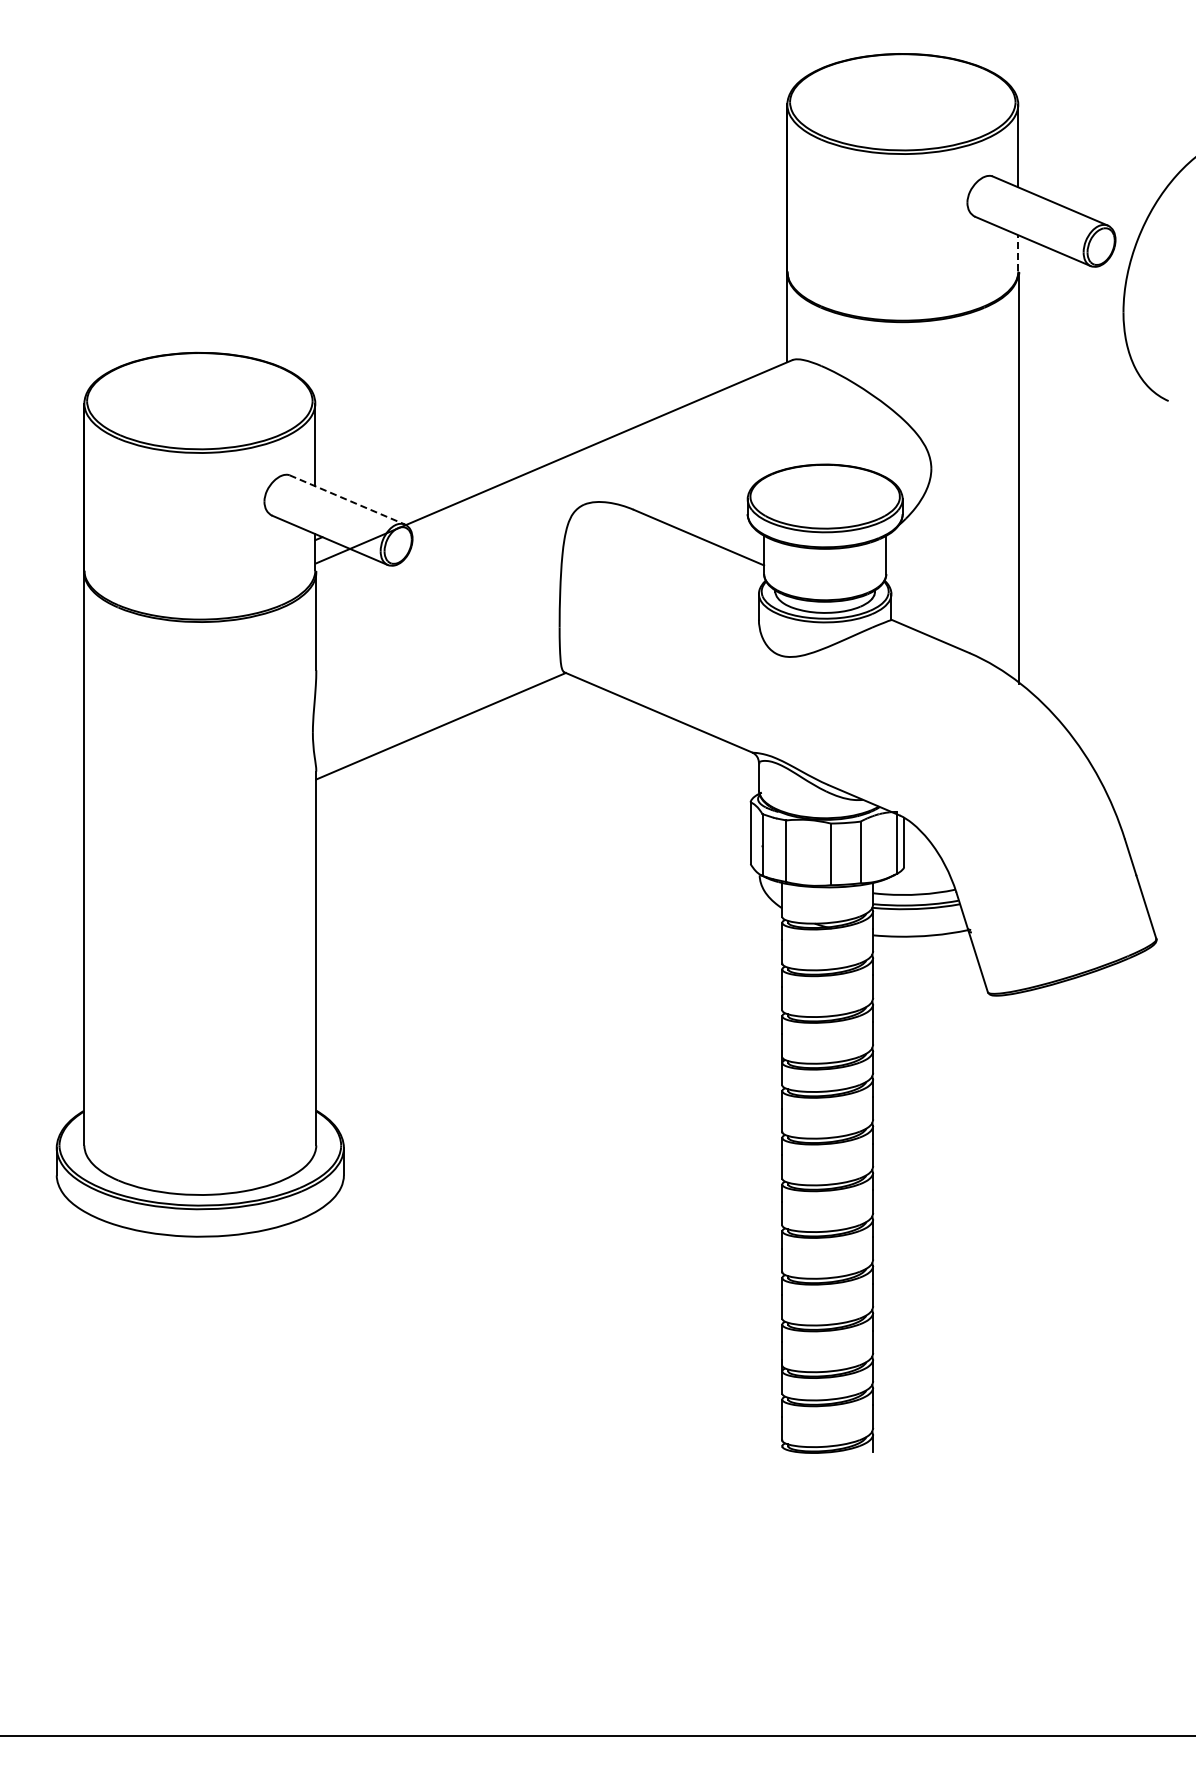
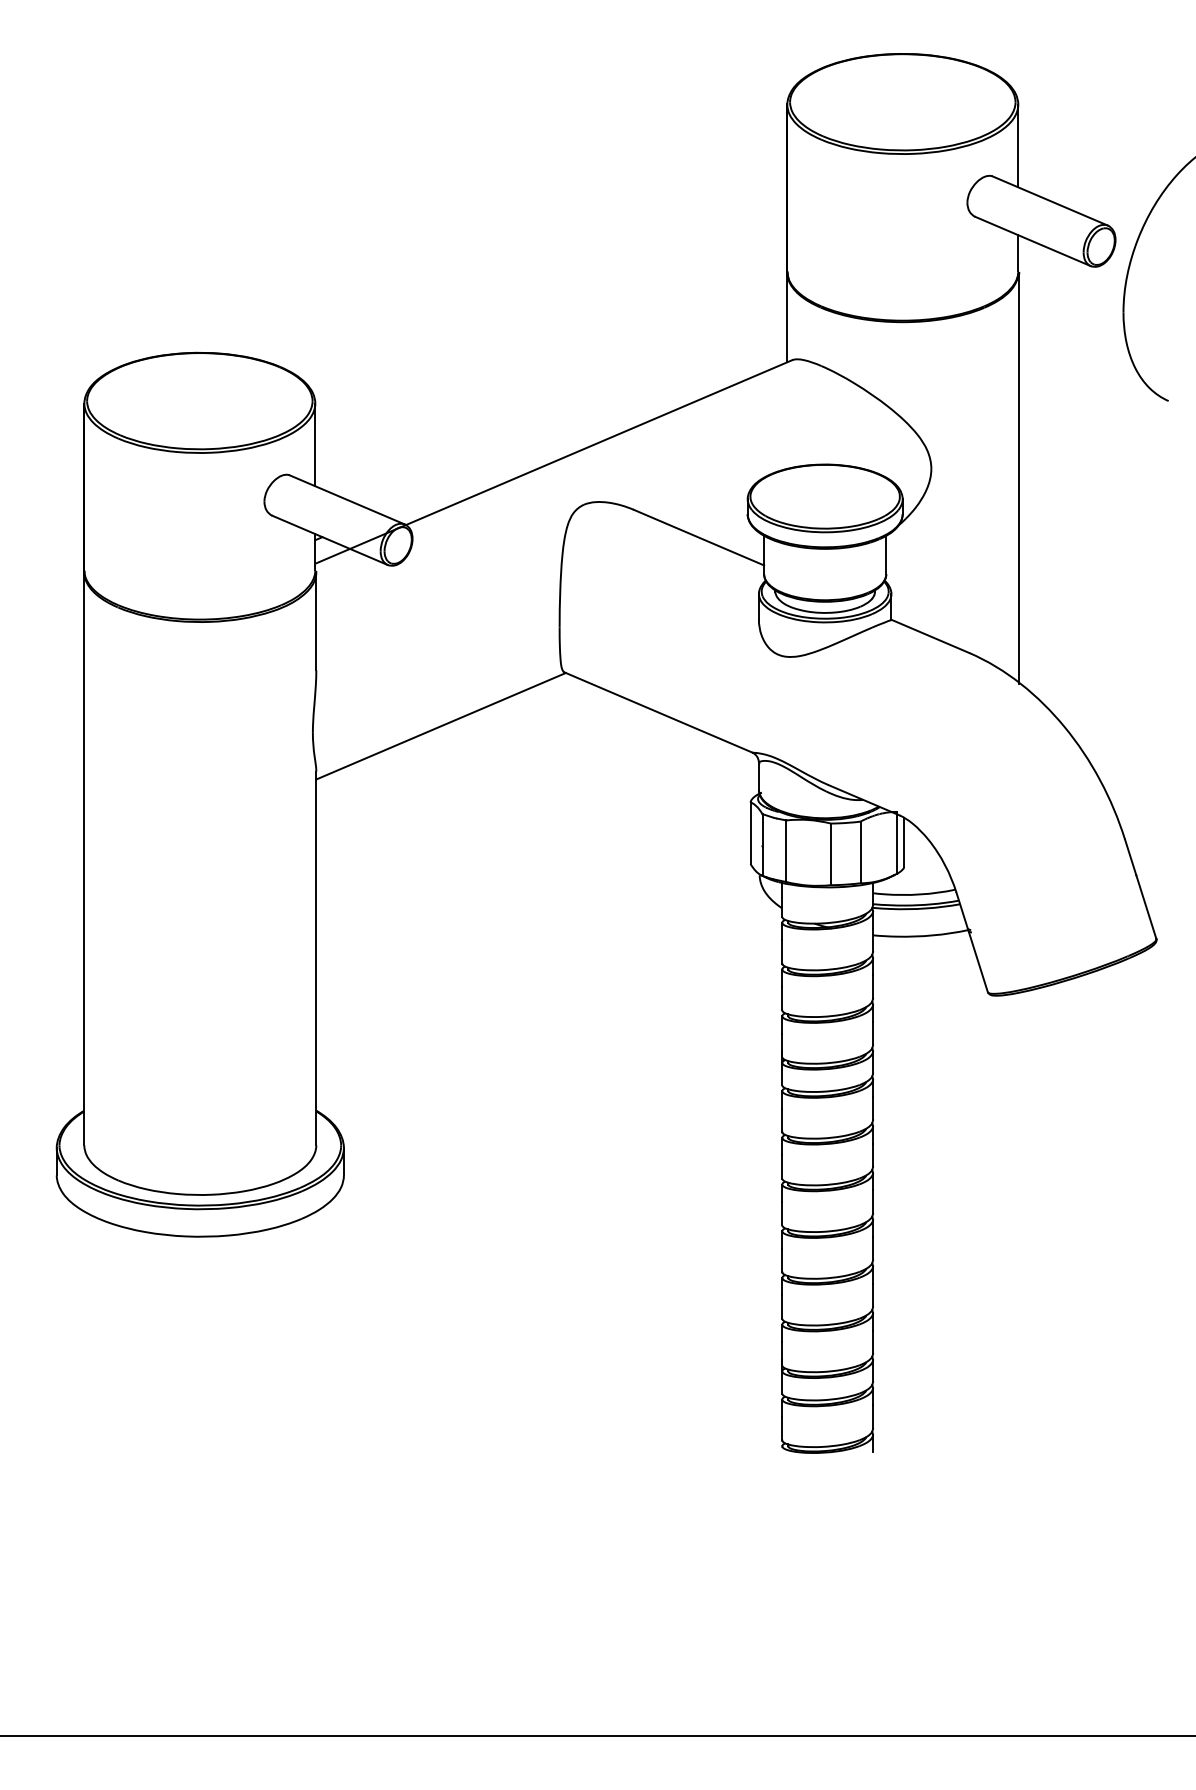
line: dashed -> solid (1018, 252)
line: dashed -> solid (347, 499)
